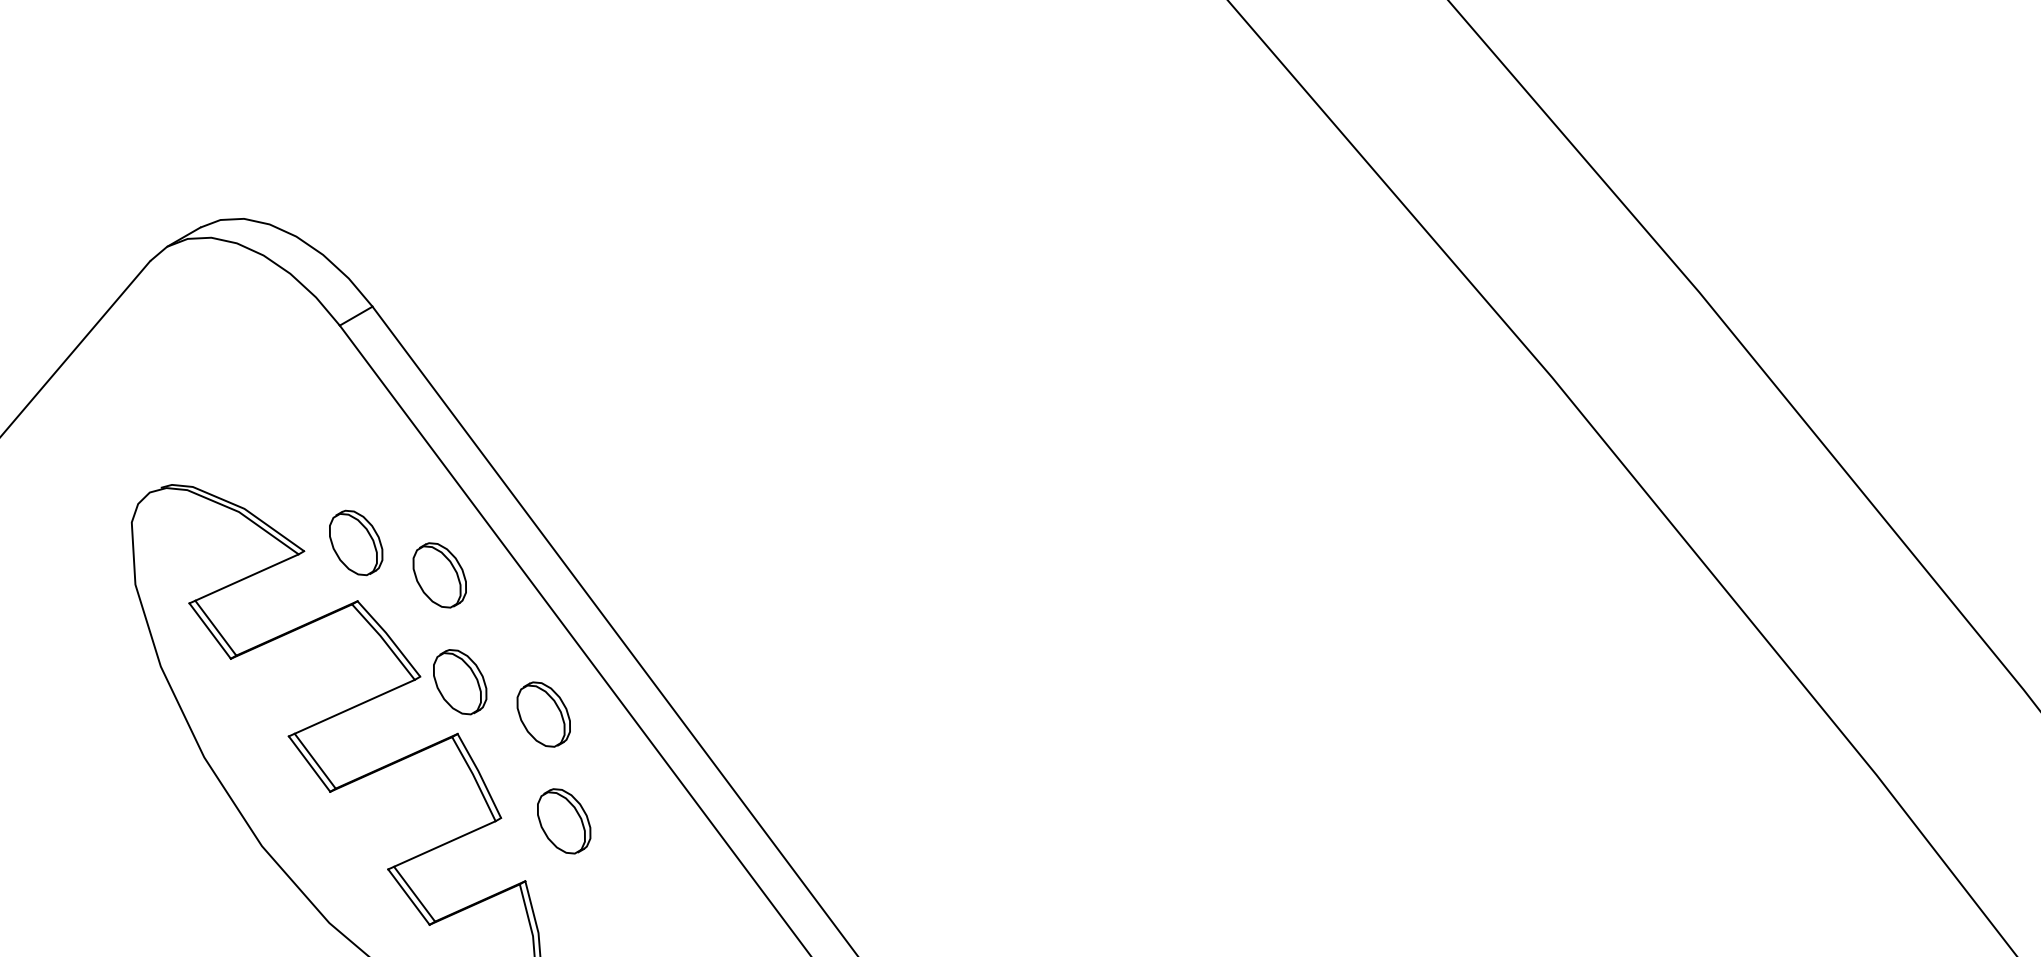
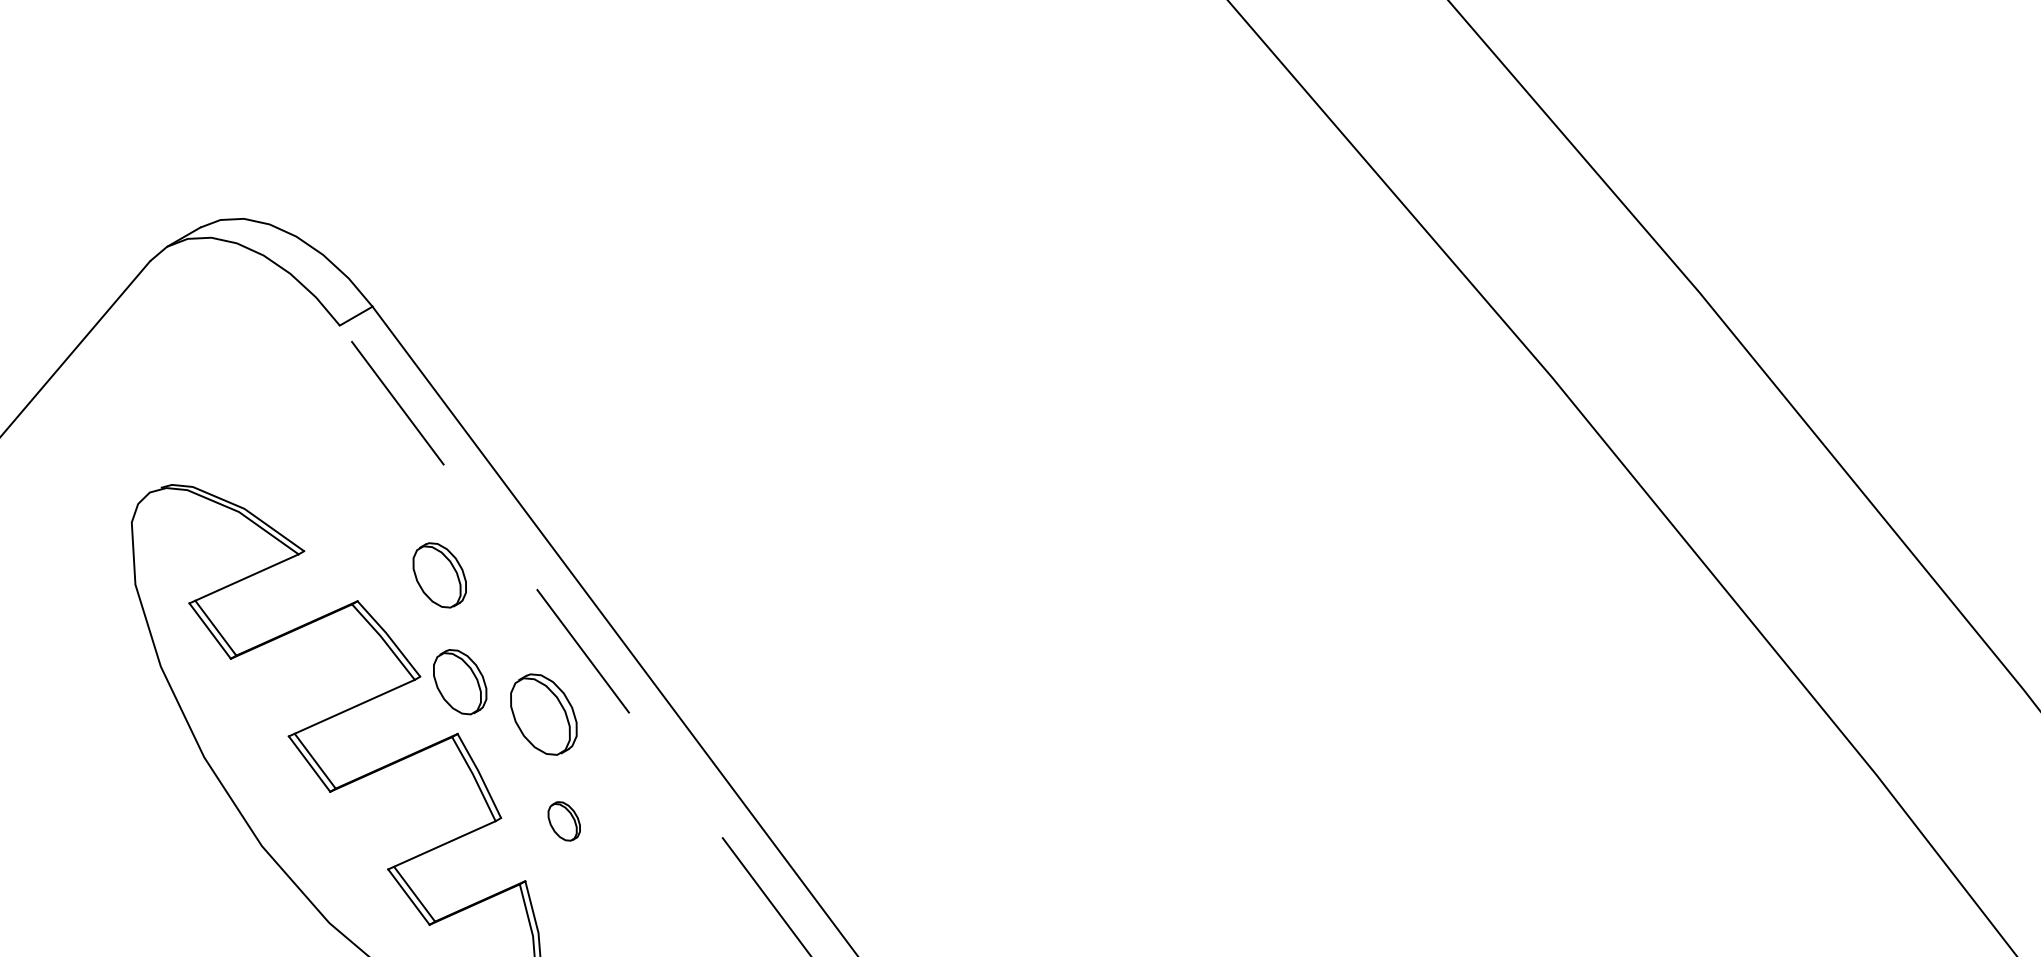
part: present -> none (356, 542)
line: solid -> dashed (575, 641)
part size: 55x67 px -> 68x83 px (543, 714)
part size: 55x67 px -> 34x41 px (563, 821)
